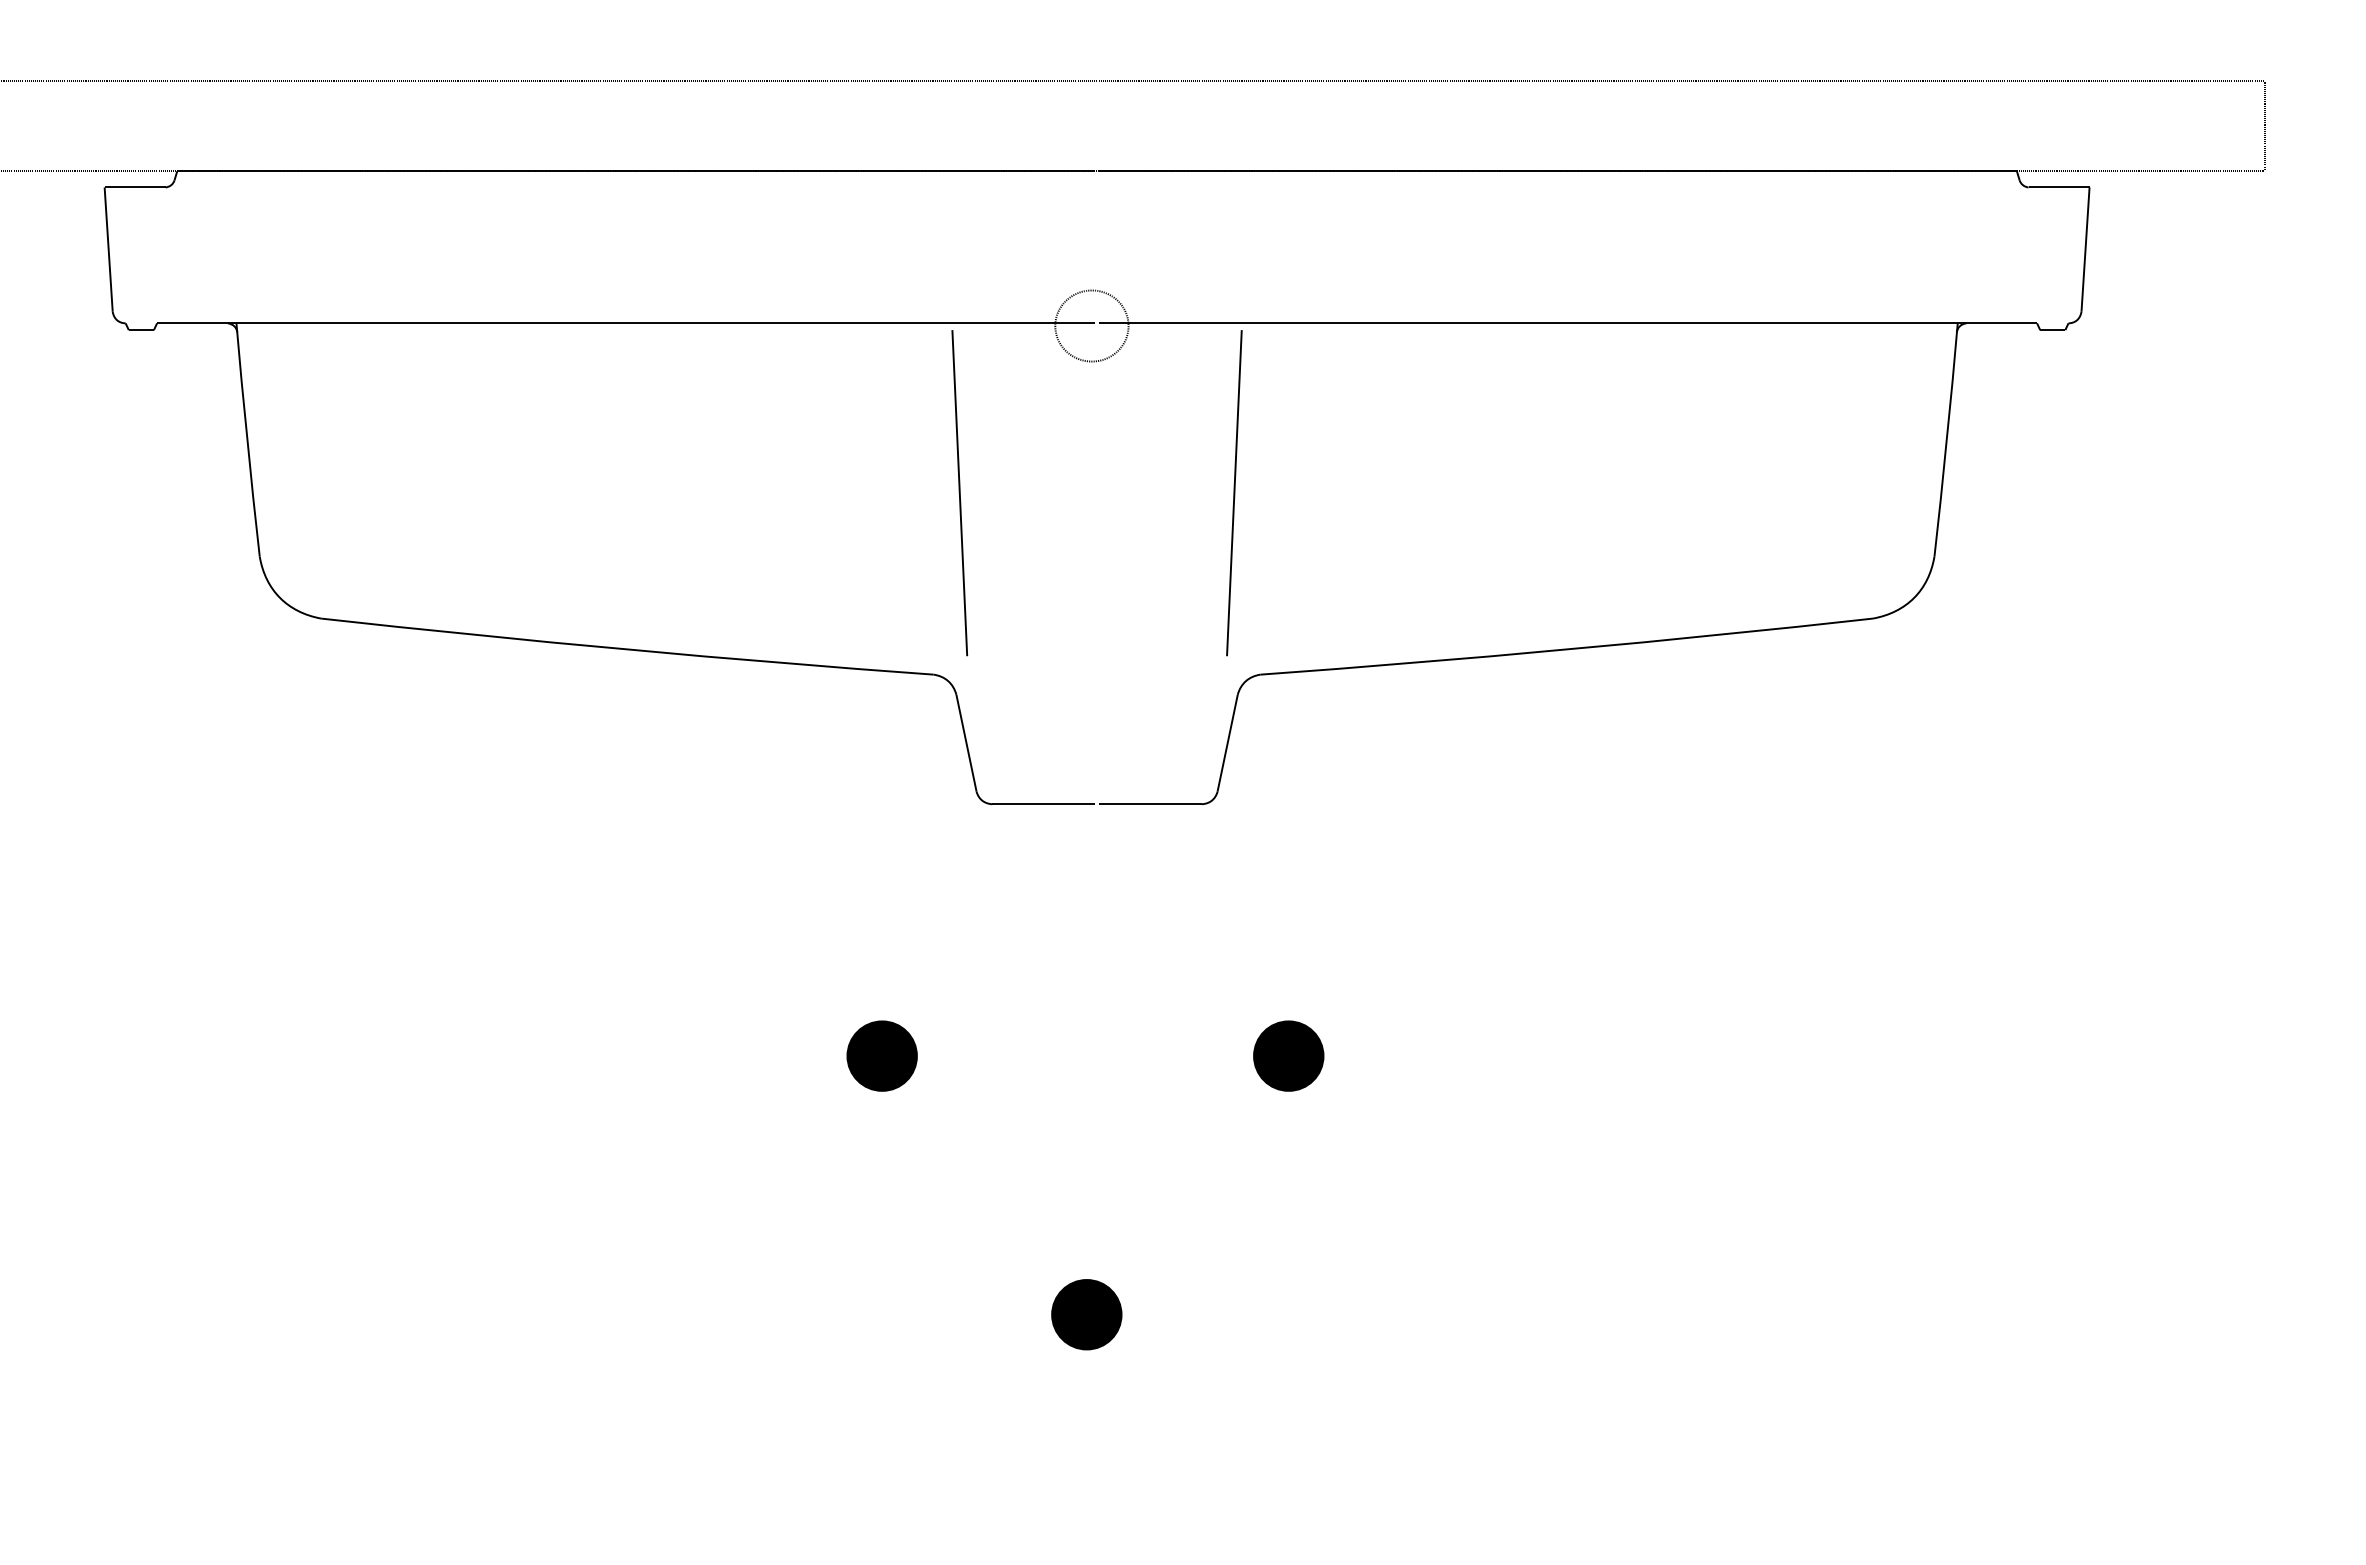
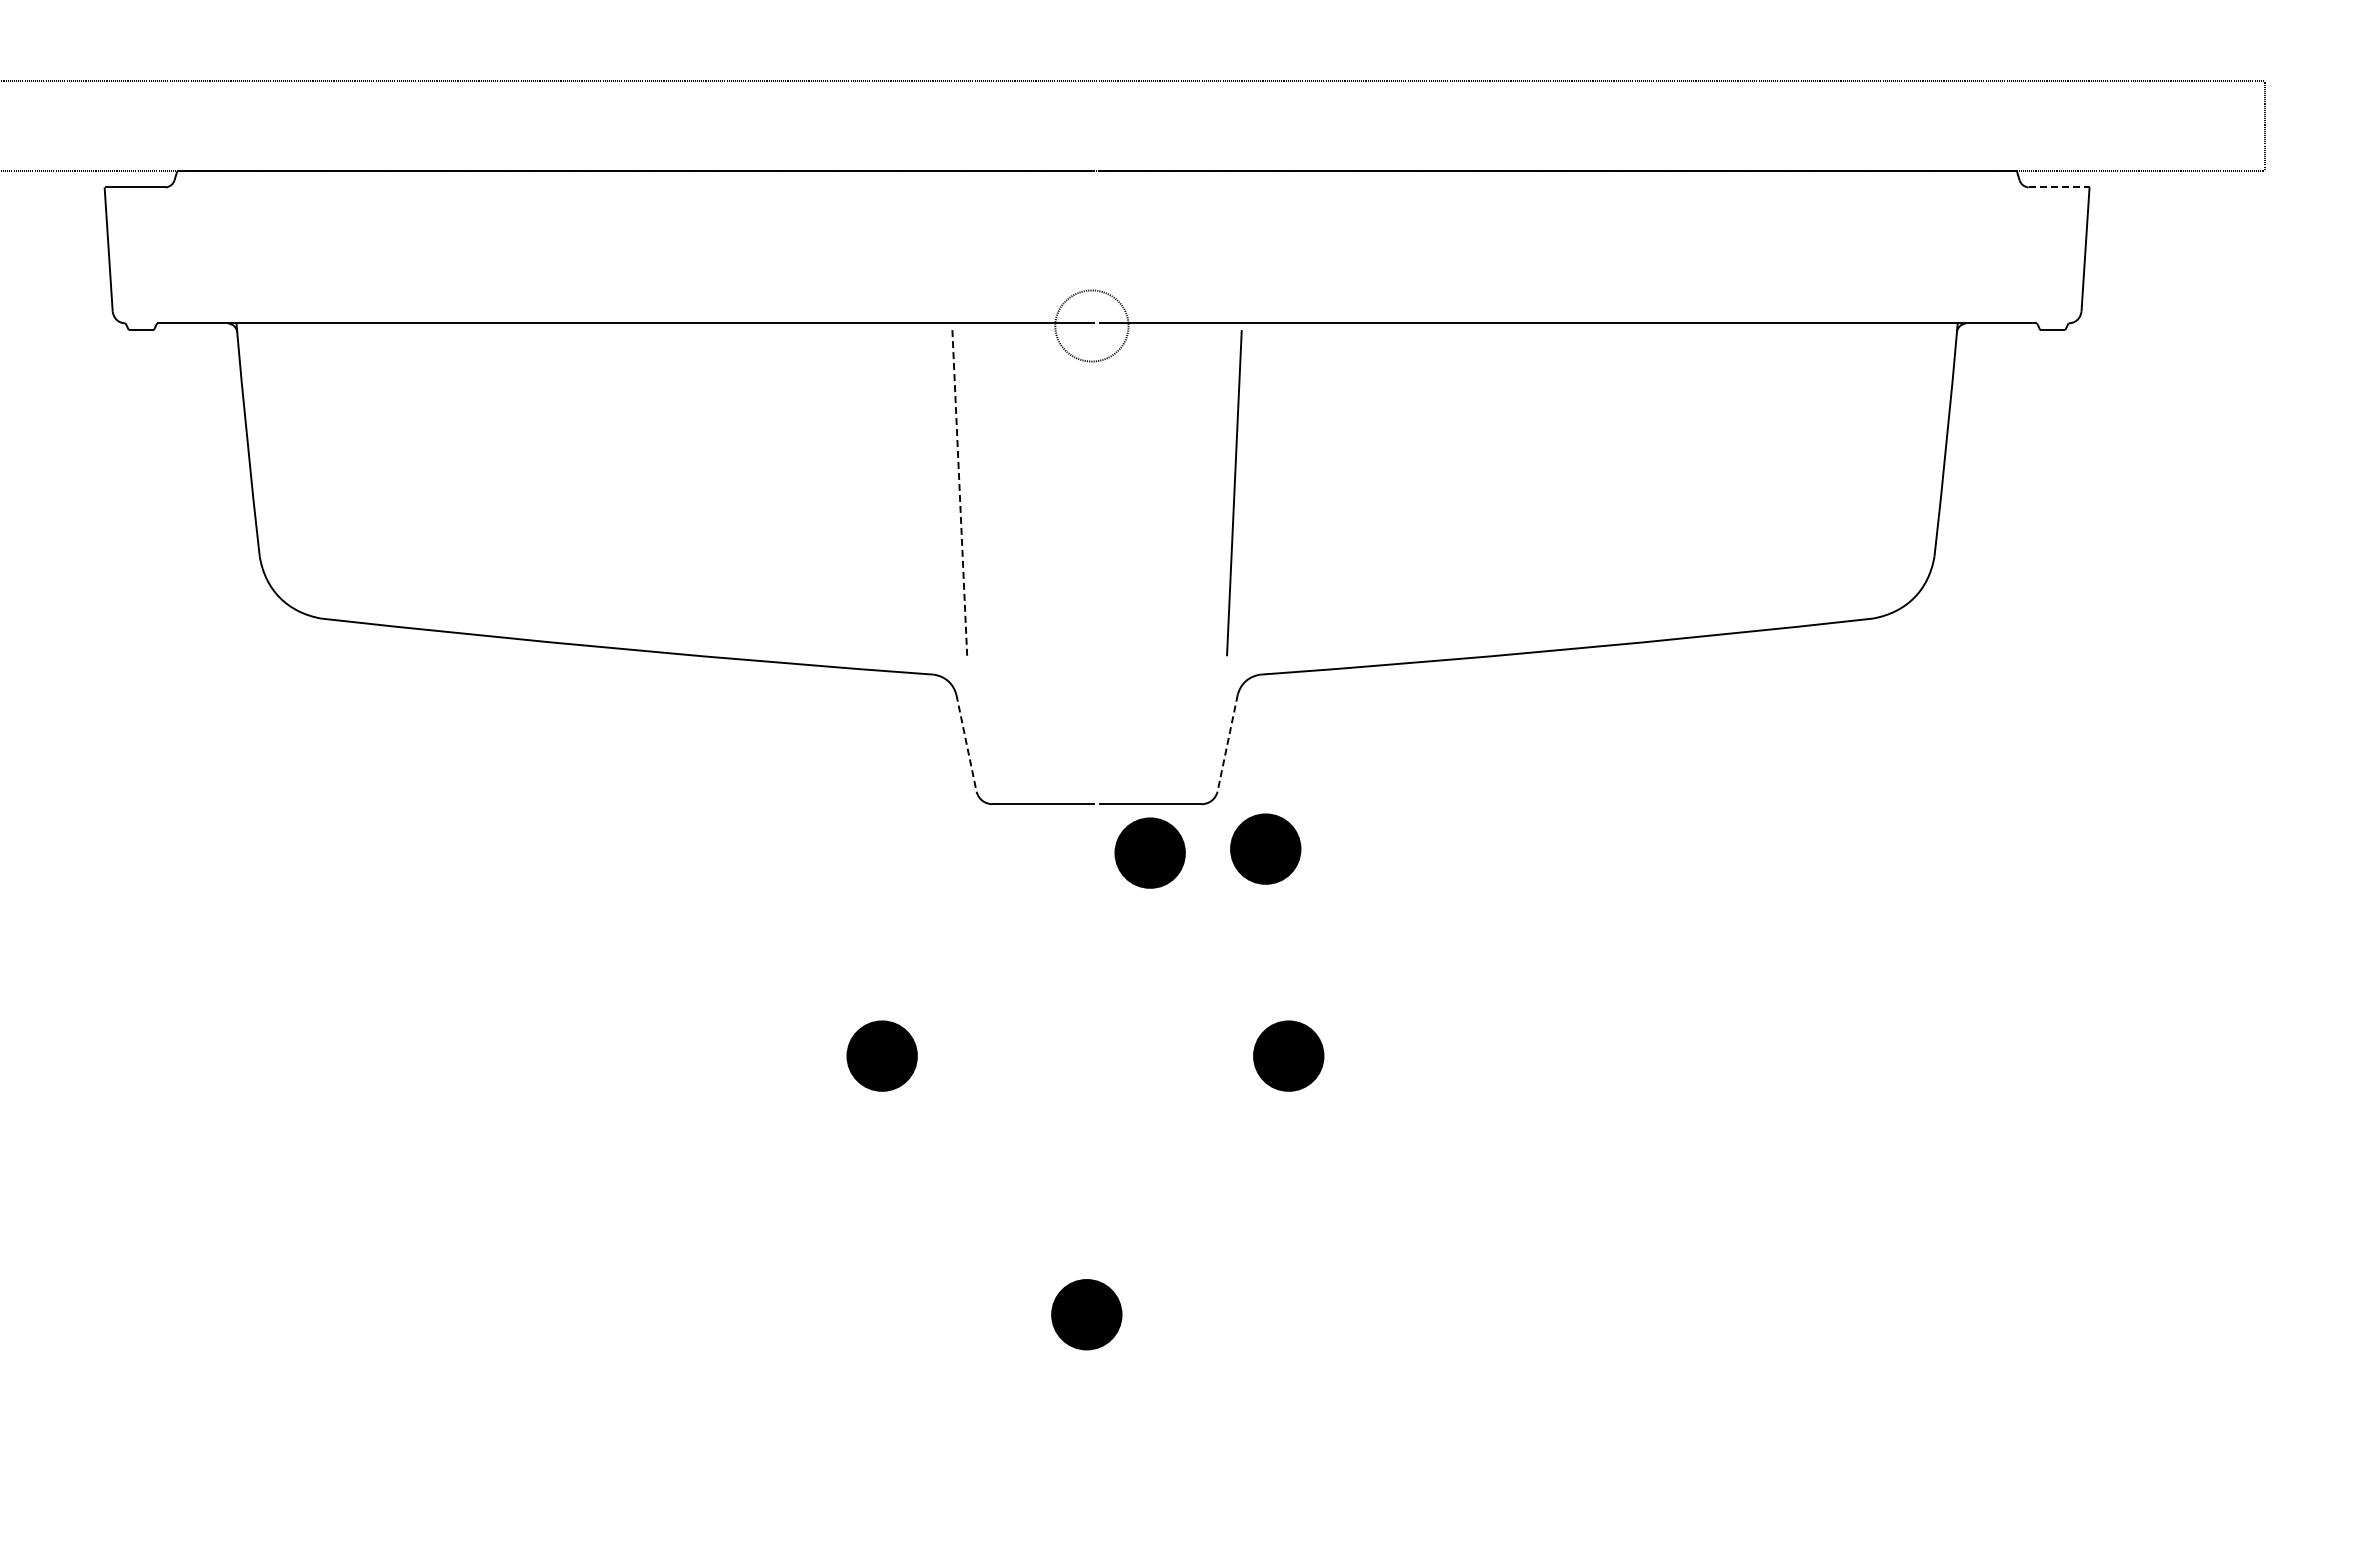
line: solid -> dashed (2059, 187)
line: solid -> dashed (959, 493)
line: solid -> dashed (966, 743)
line: solid -> dashed (1227, 743)
part: none -> present (1265, 848)
part: none -> present (1149, 852)
